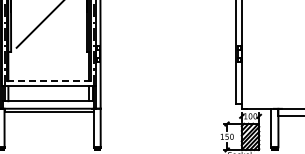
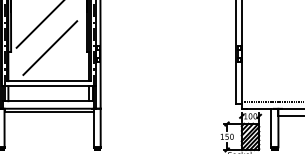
line: none -> present (50, 47)
line: dashed -> solid (49, 81)
line: none -> present (271, 101)
